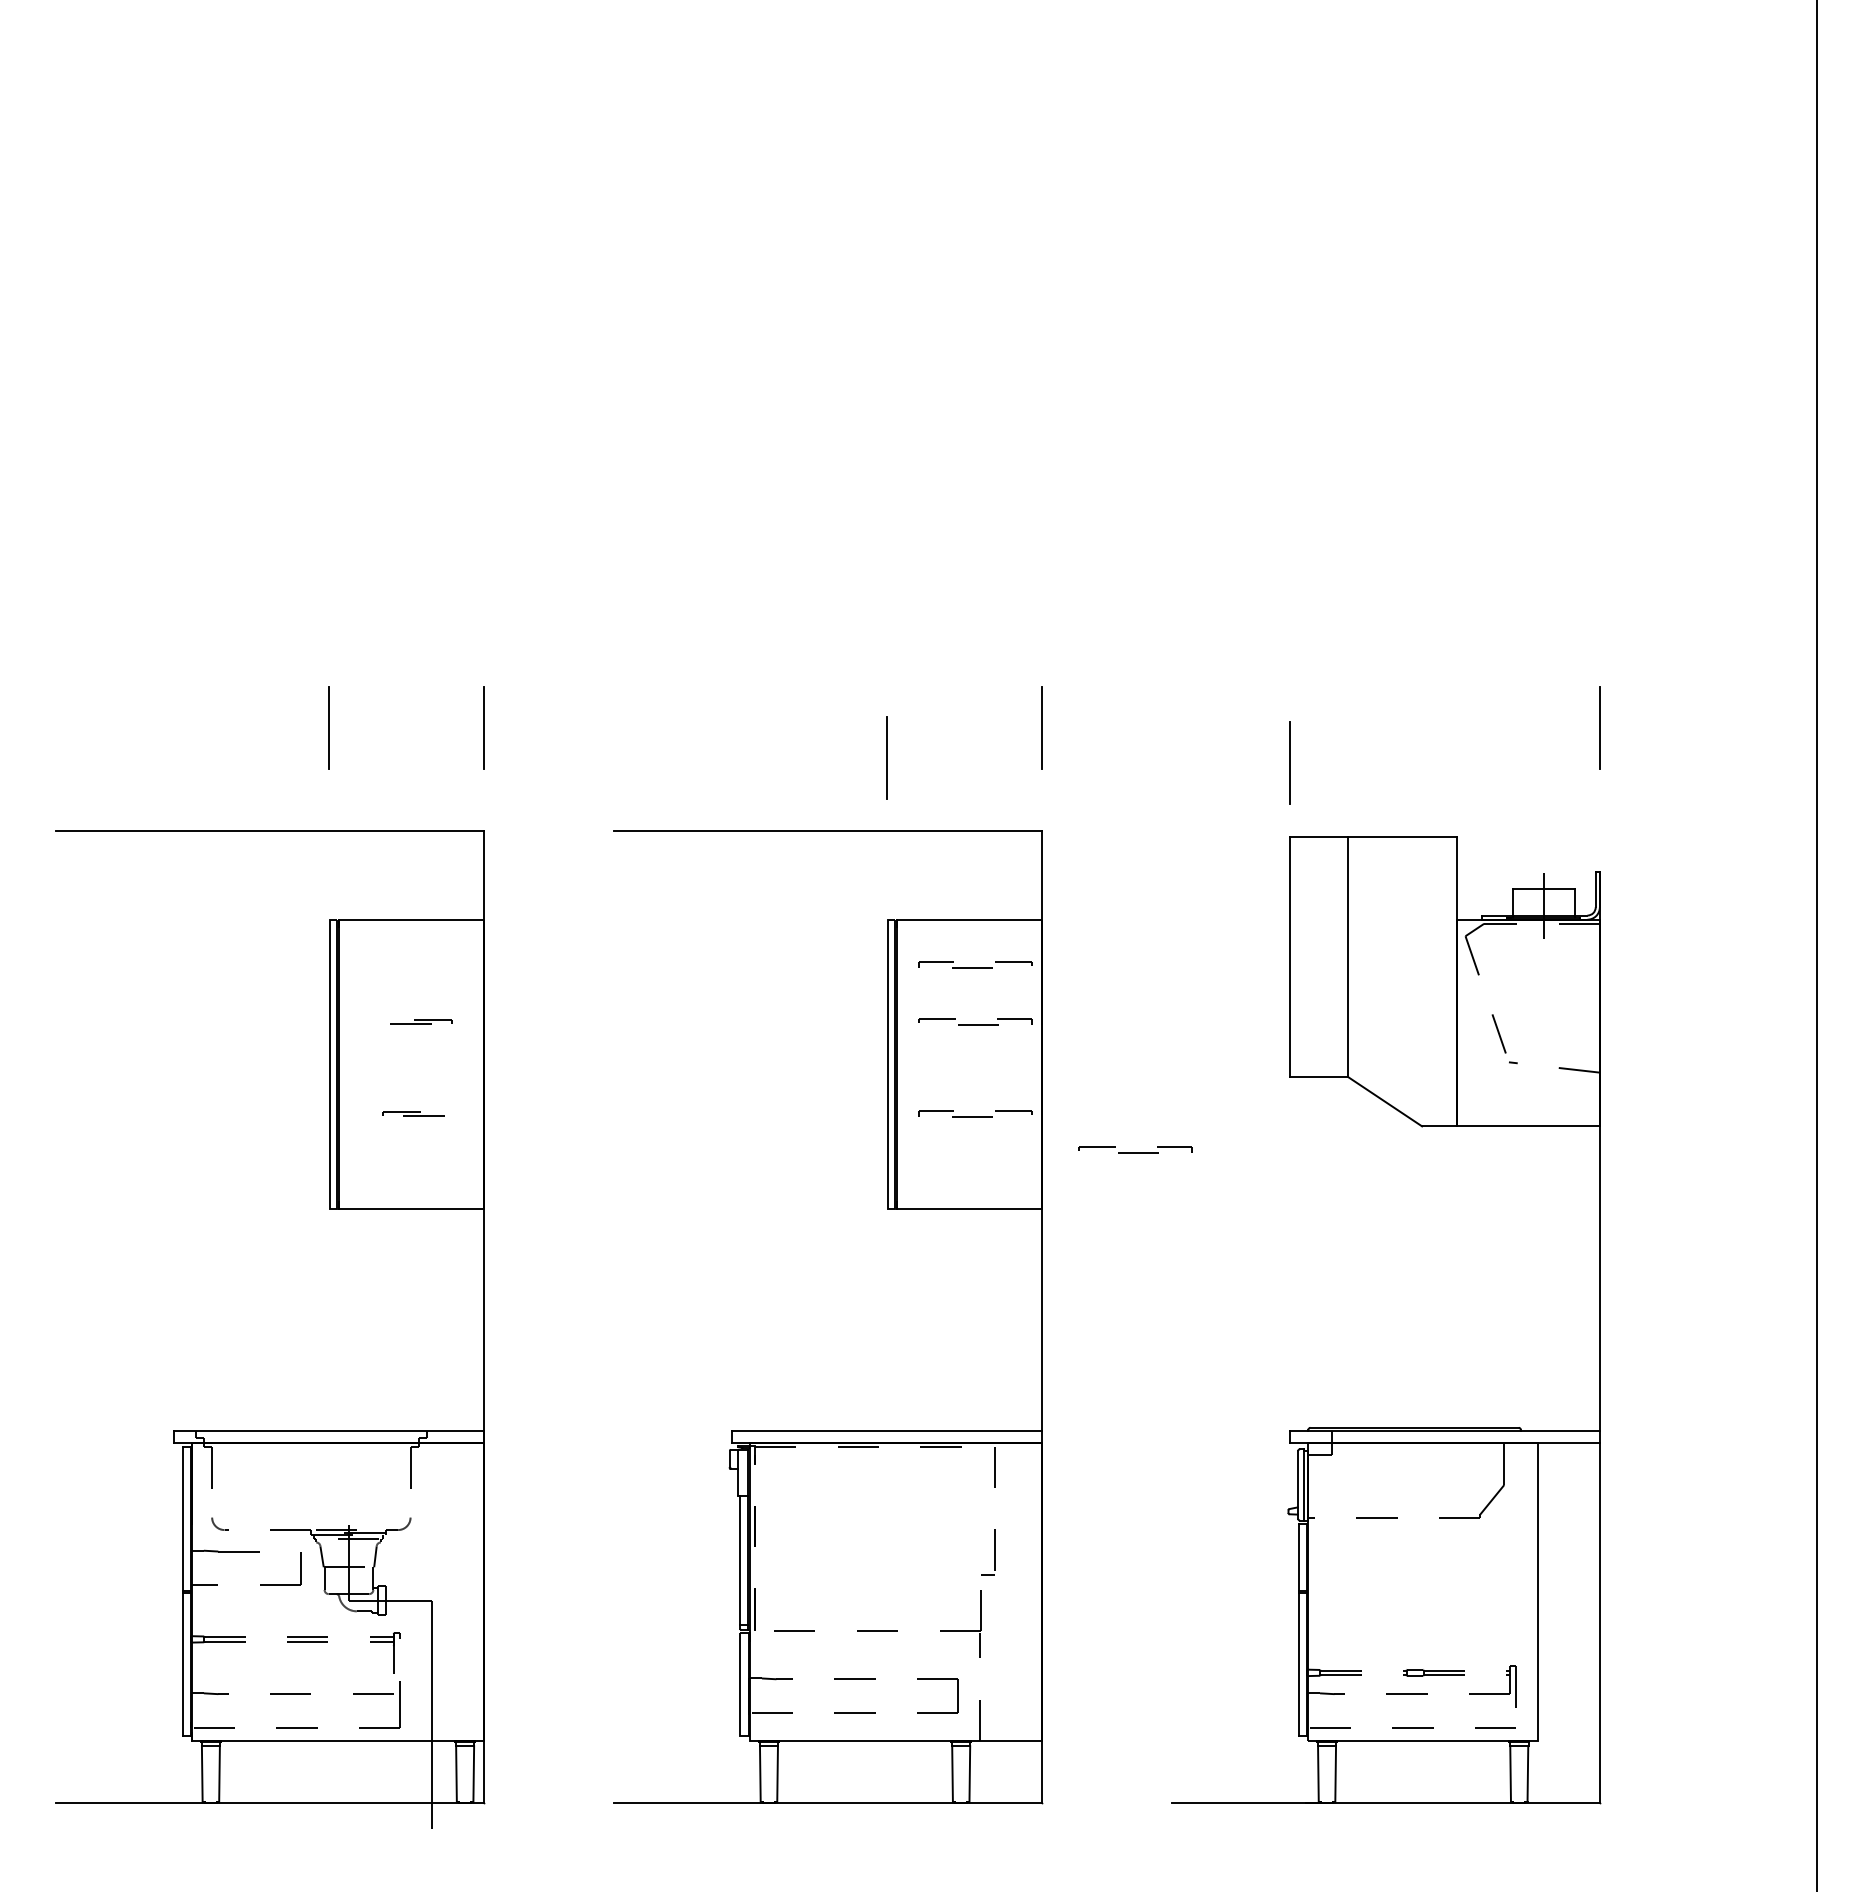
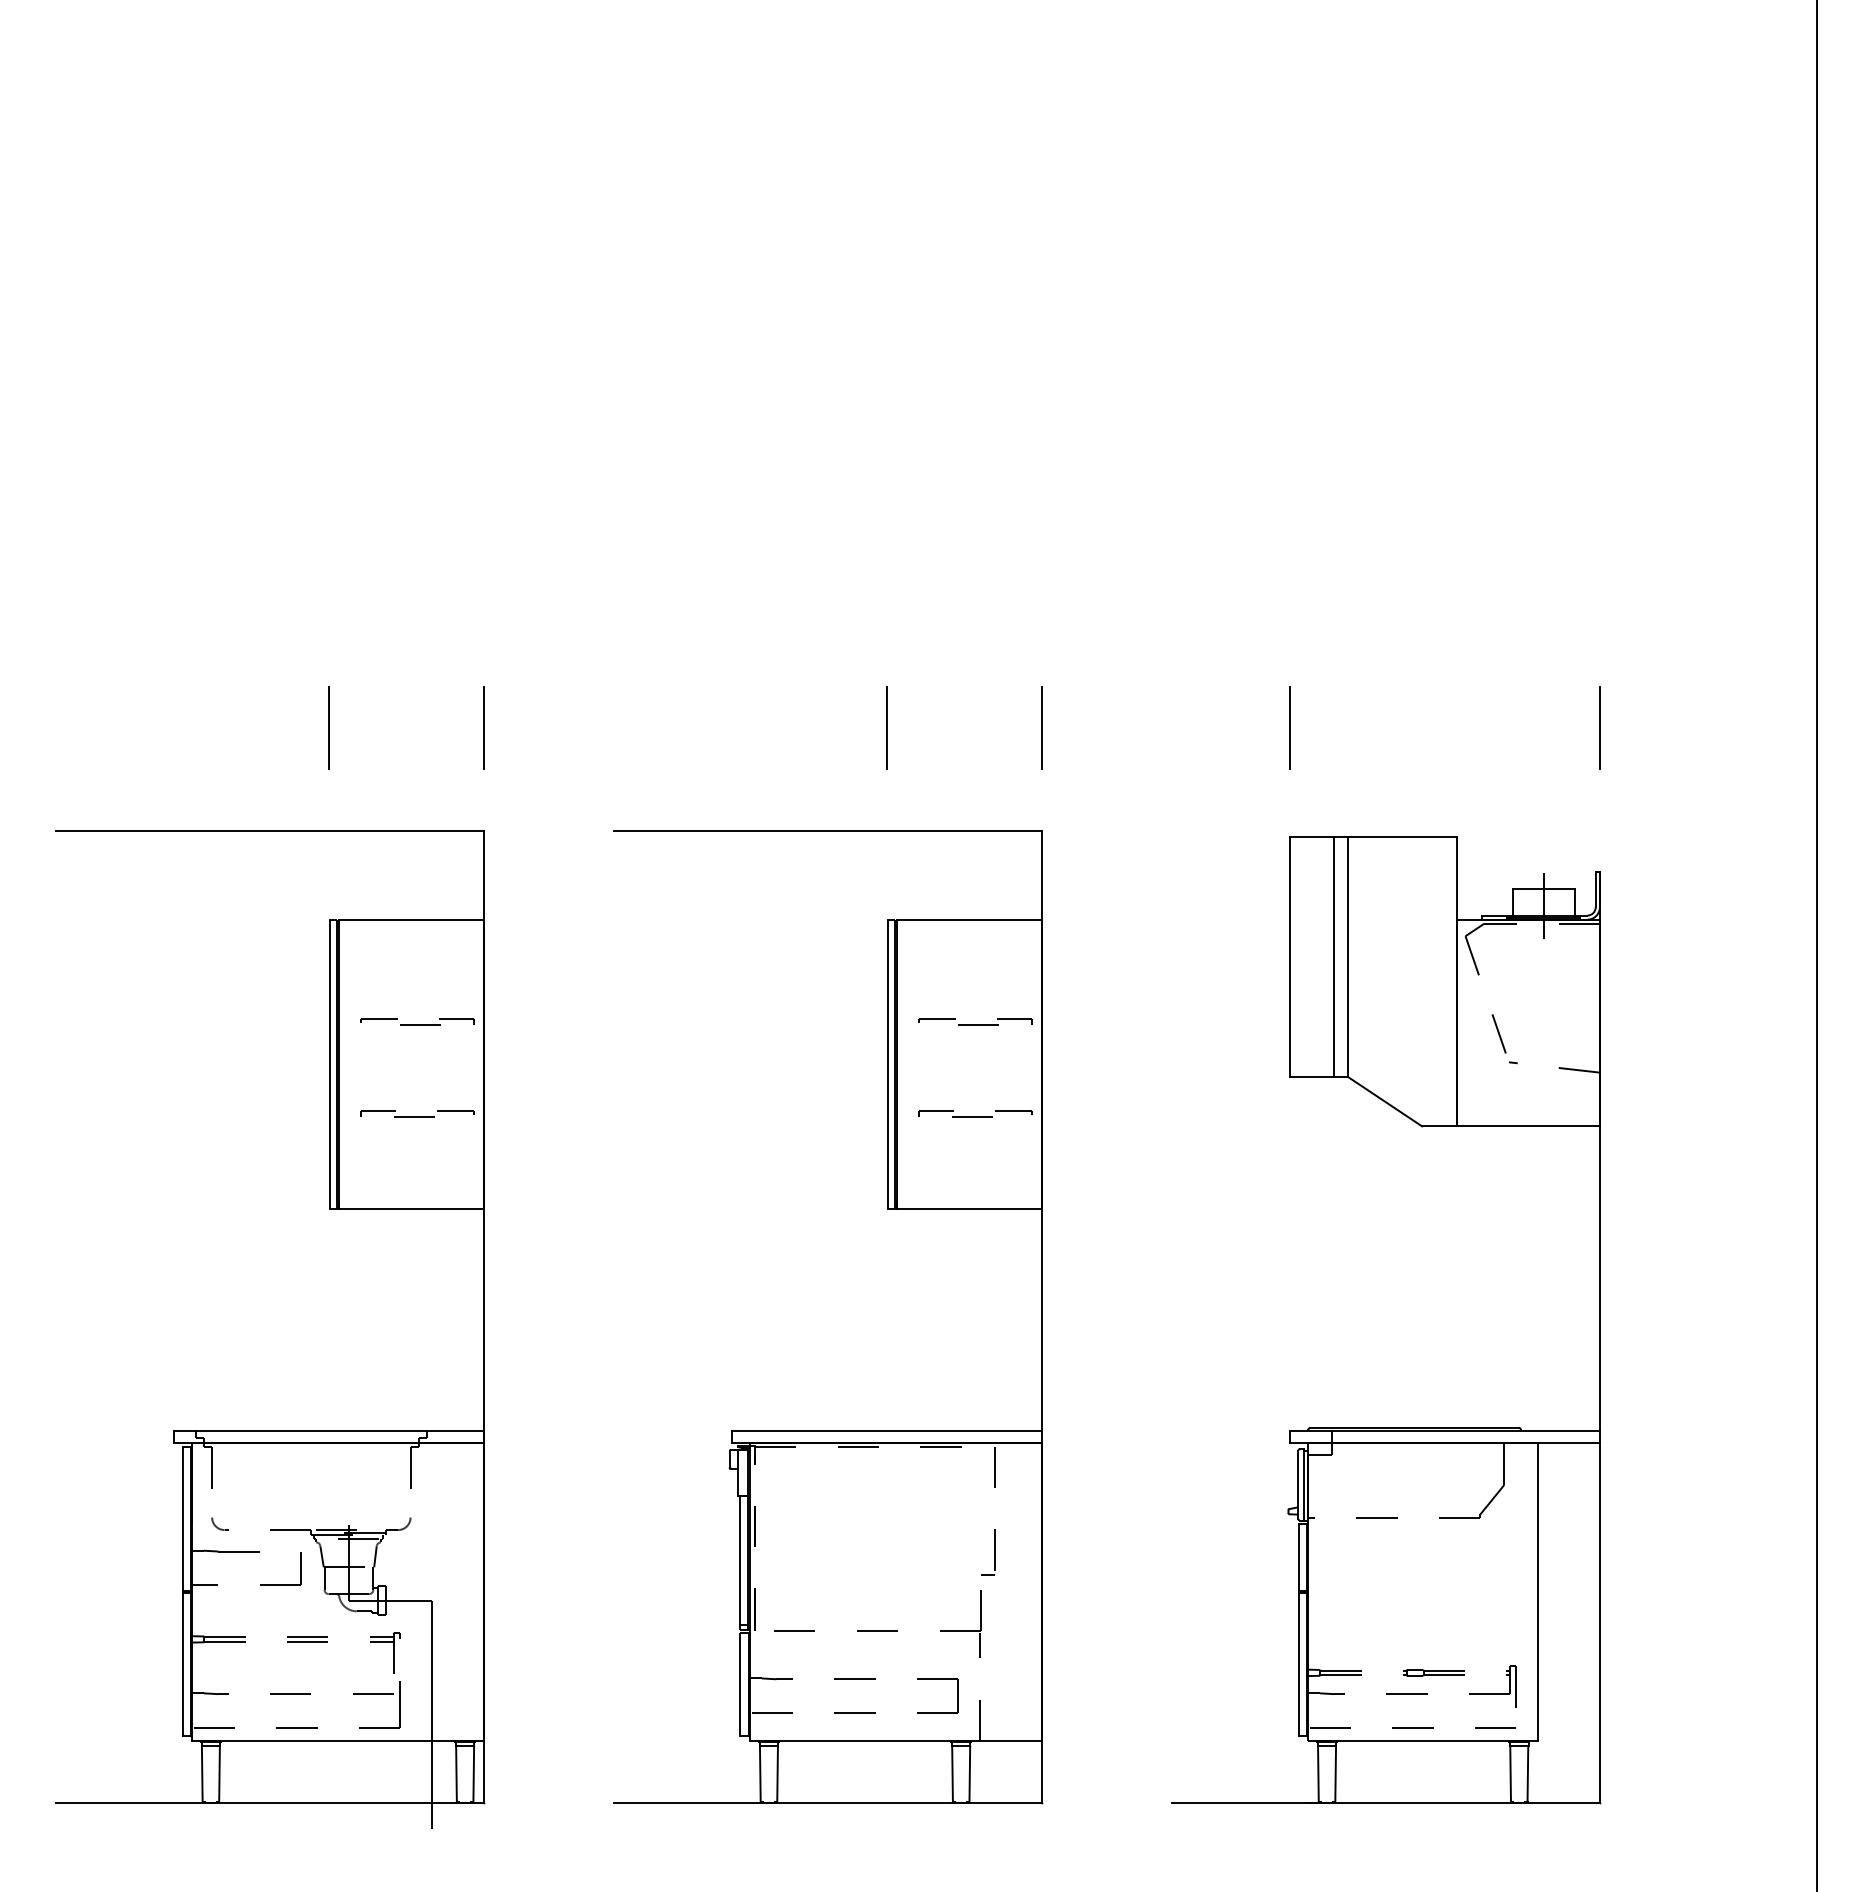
line position: (886, 757) -> (886, 727) (886, 727)
line position: (1289, 762) -> (1289, 727) (1289, 727)
line: none -> present (1334, 956)
part: present -> none (975, 964)
part size: 63x6 px -> 115x8 px (417, 1021)
part size: 63x6 px -> 115x8 px (417, 1113)
part: present -> none (1135, 1149)
